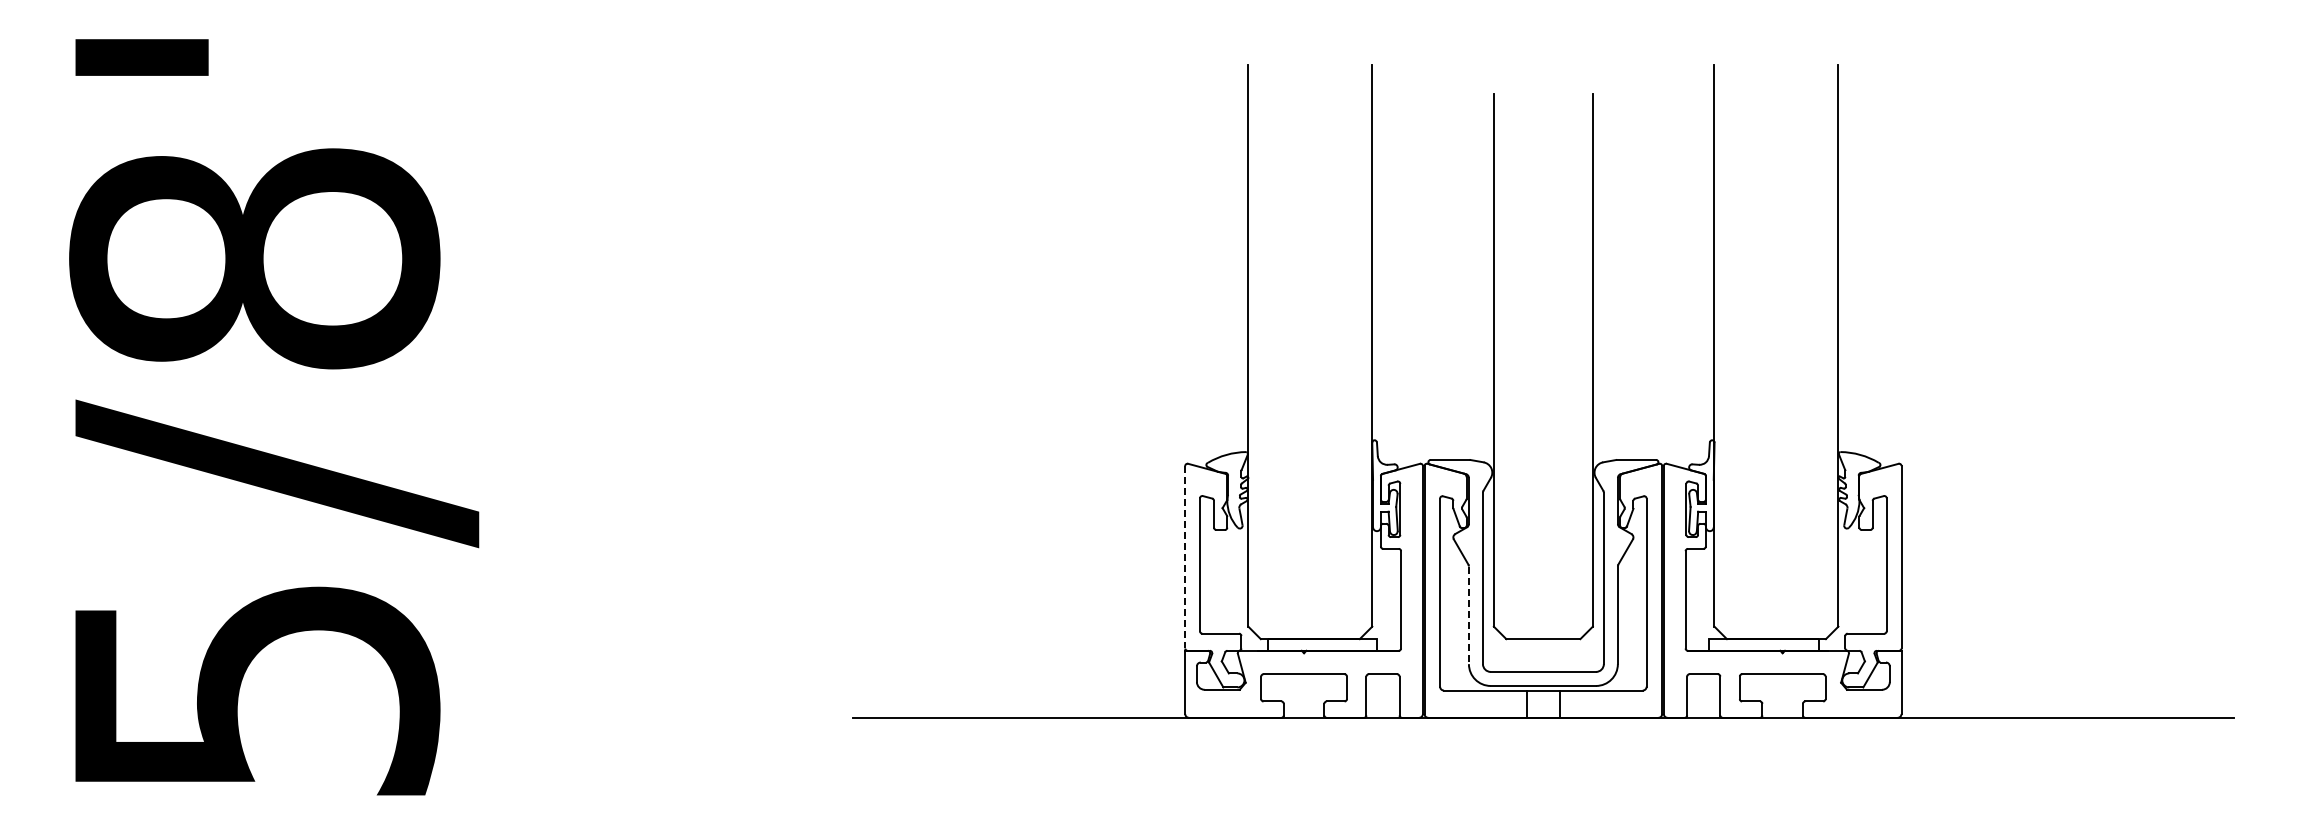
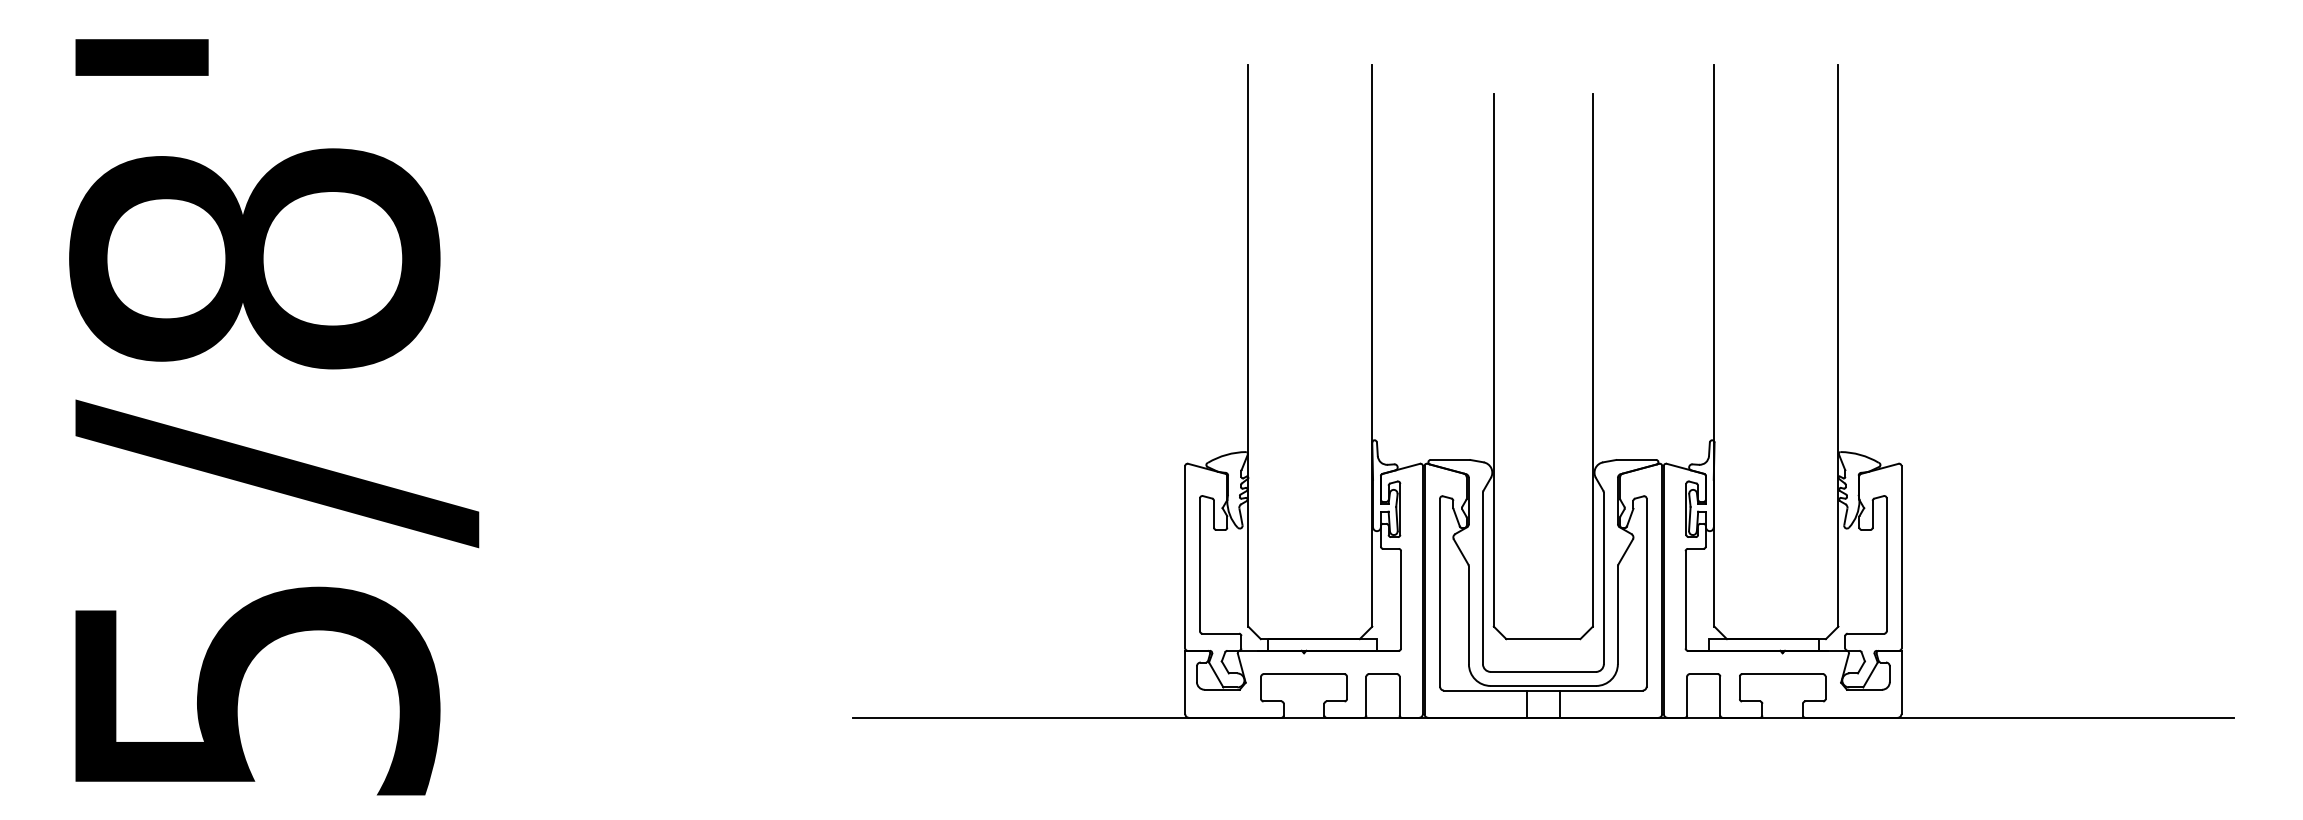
line: dashed -> solid (1185, 557)
line: dashed -> solid (1468, 615)
